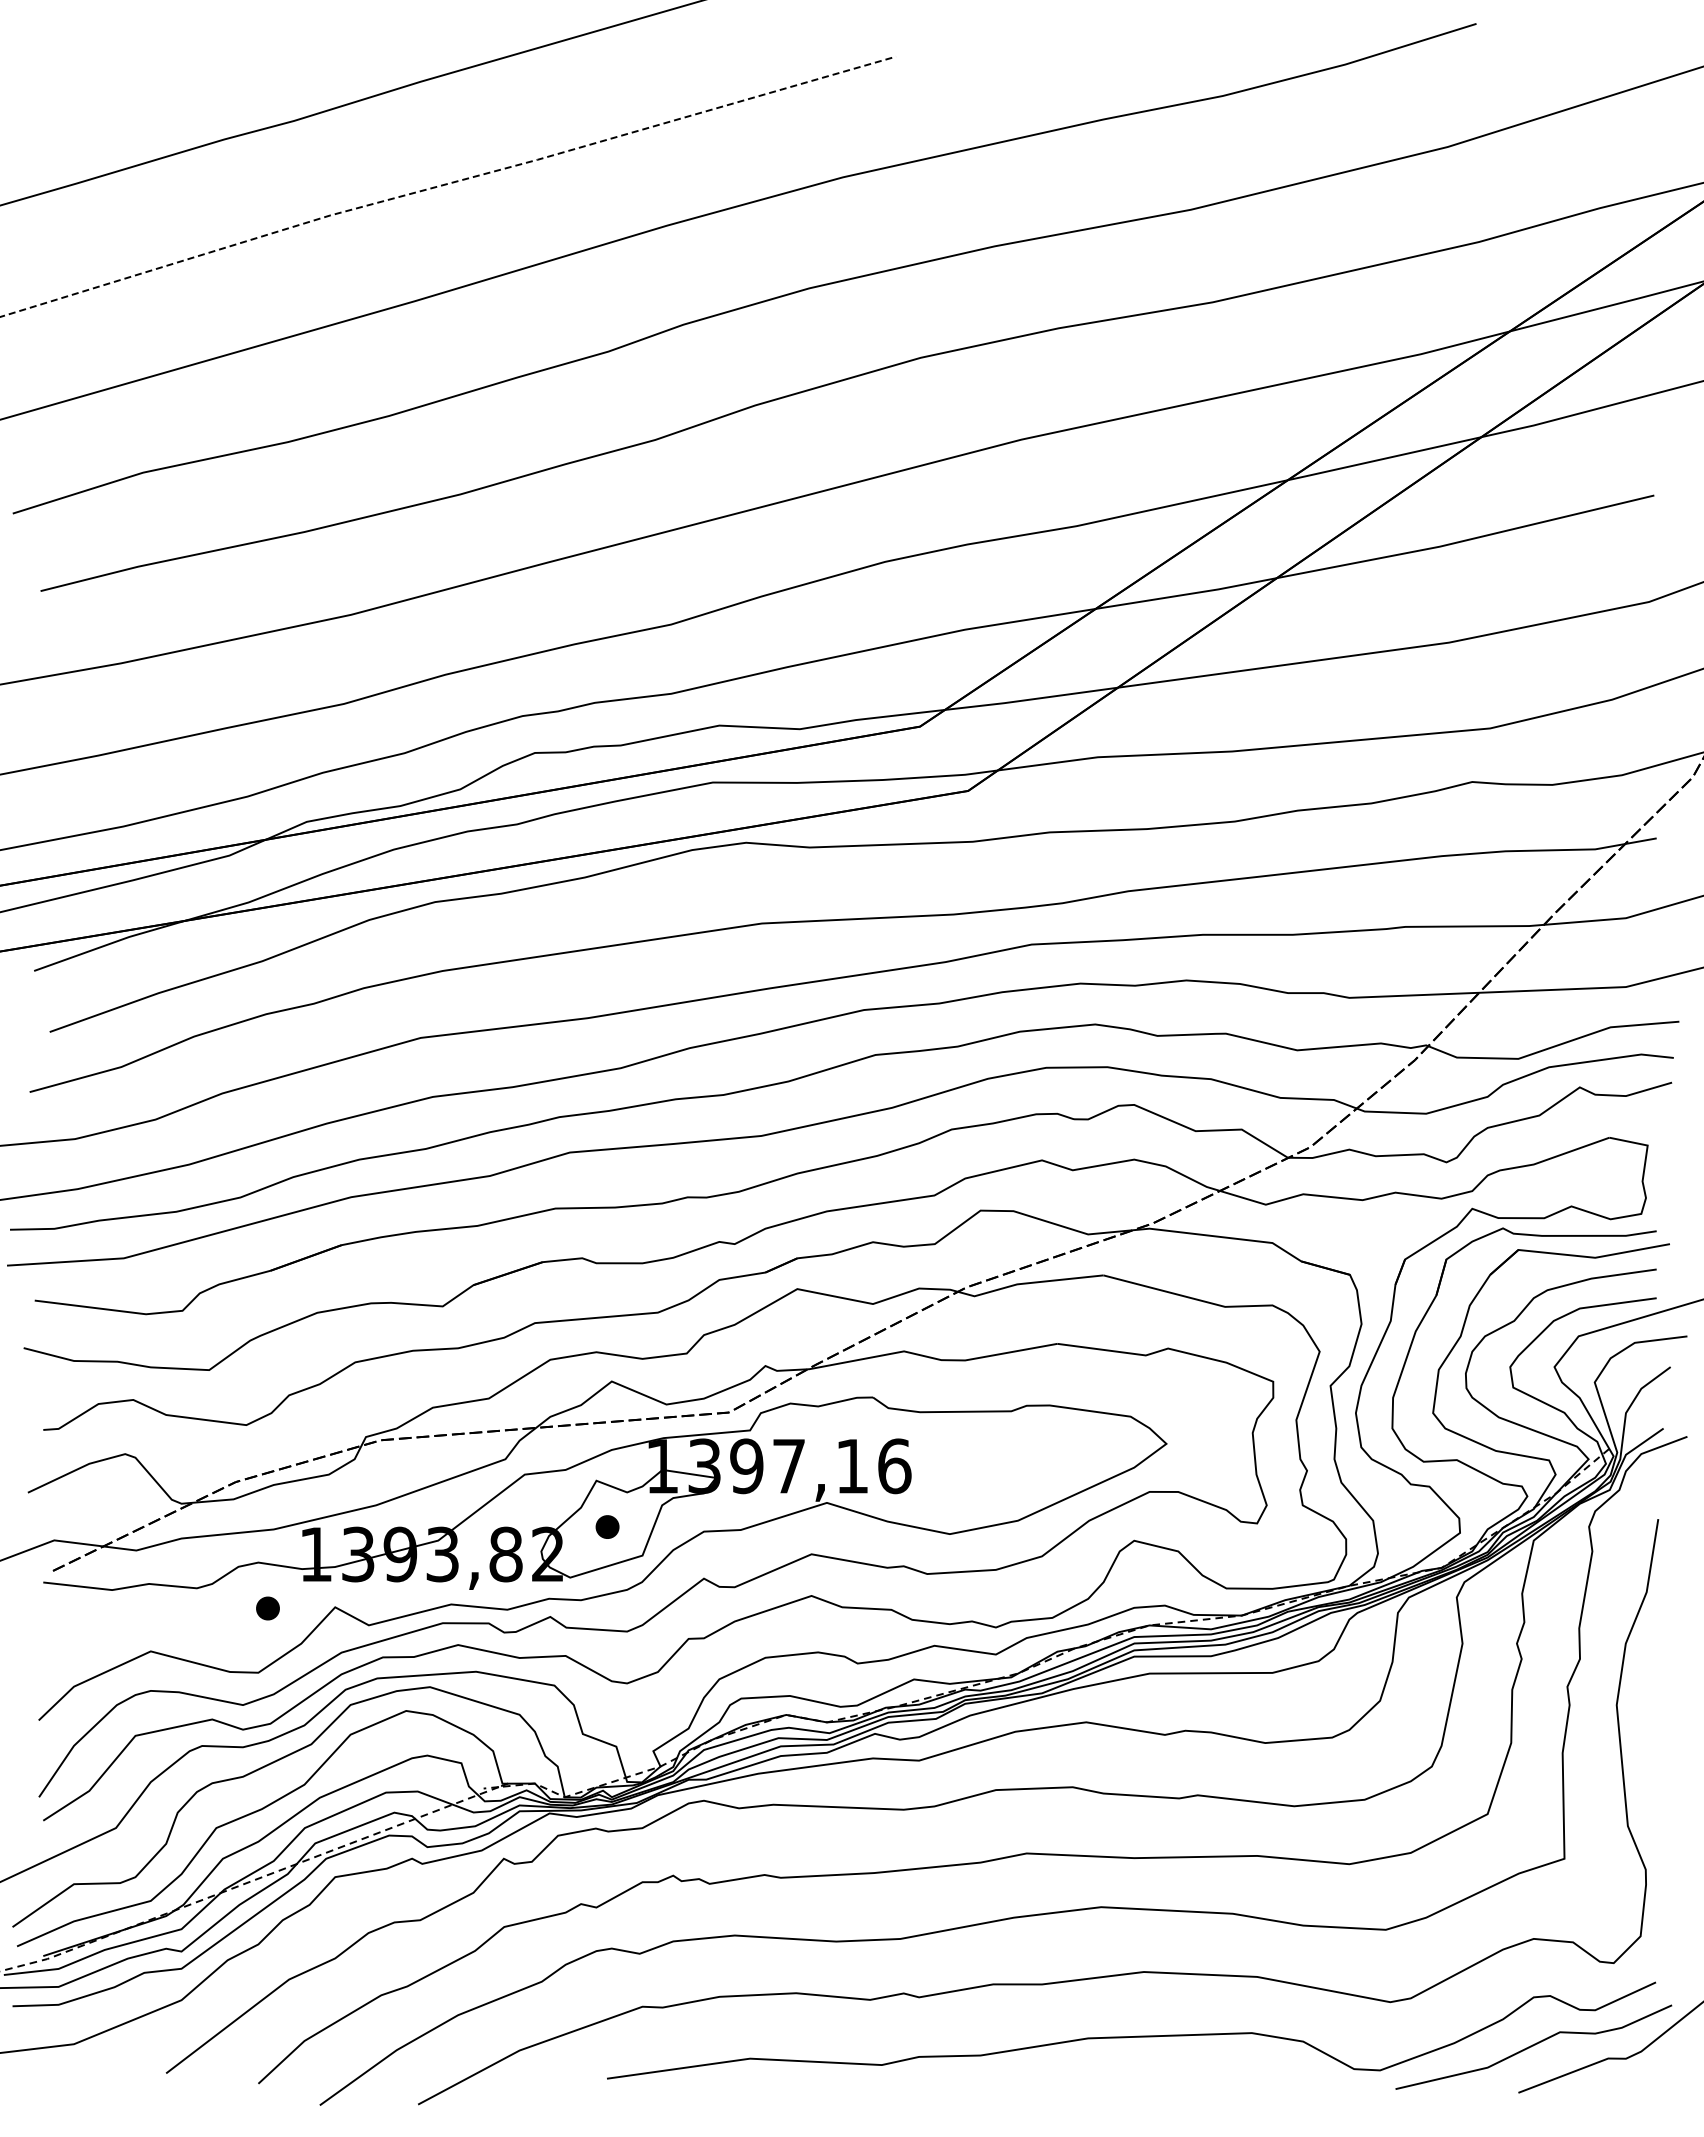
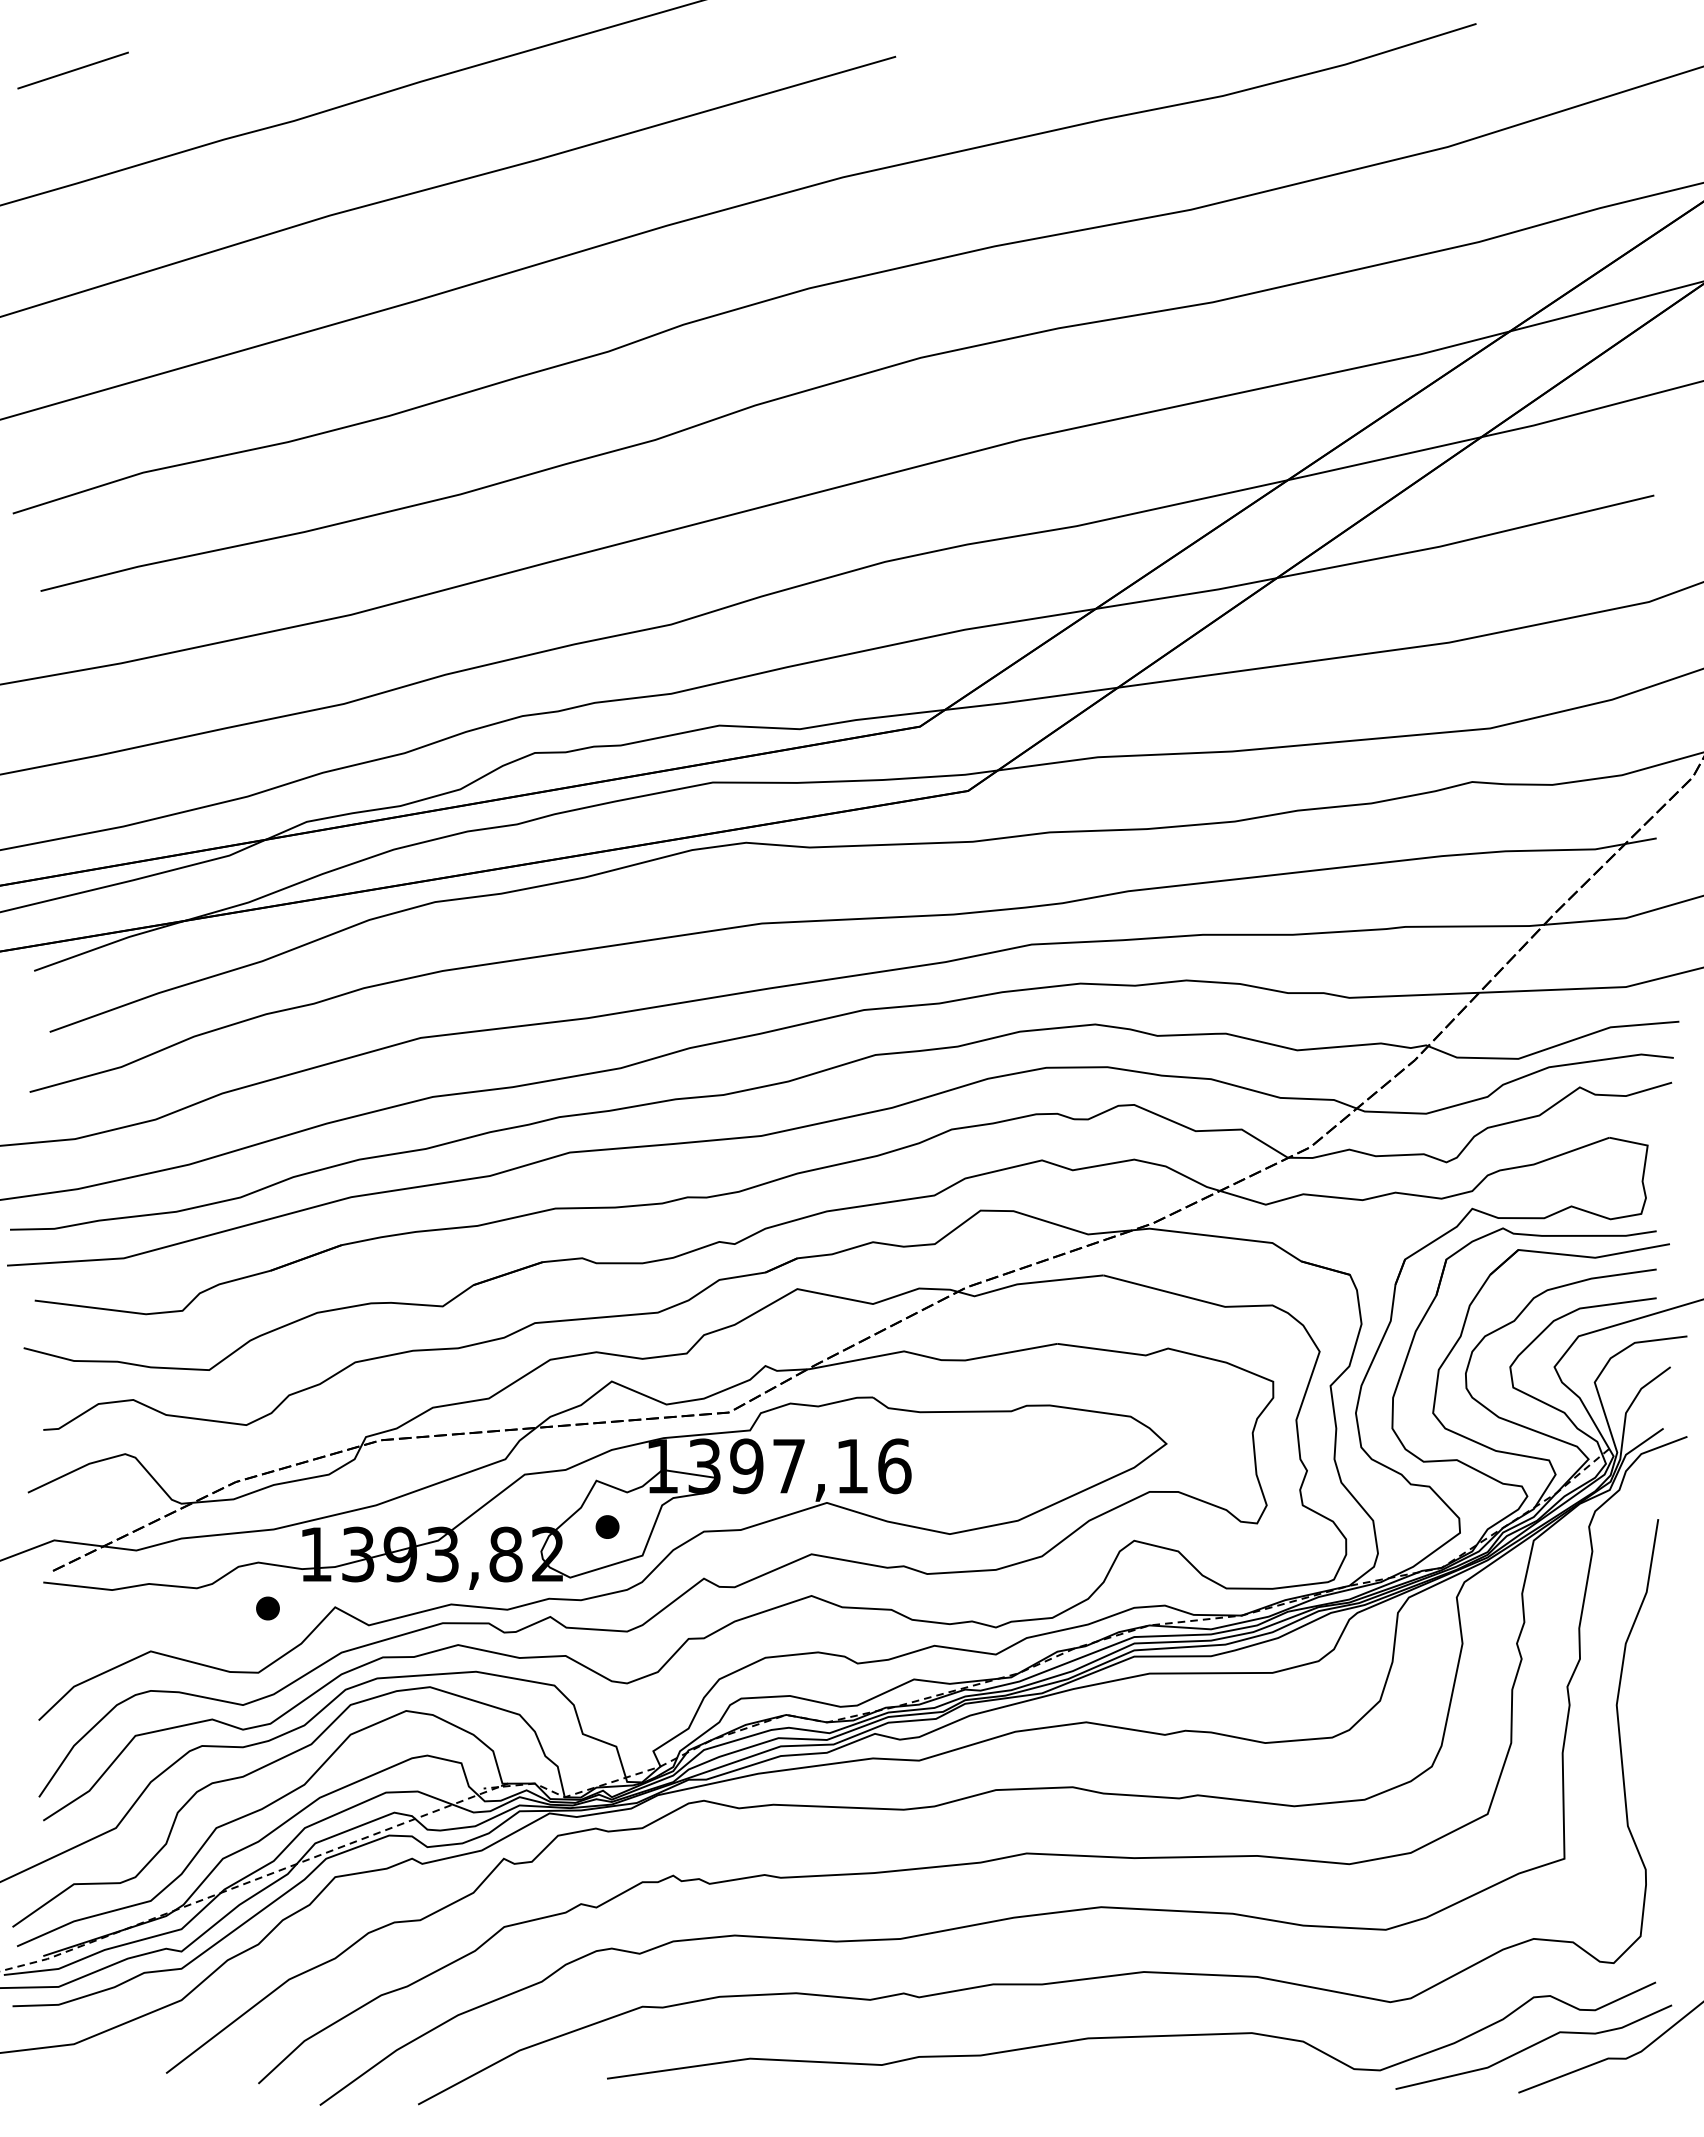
line: none -> present (72, 70)
line: dashed -> solid (447, 183)
